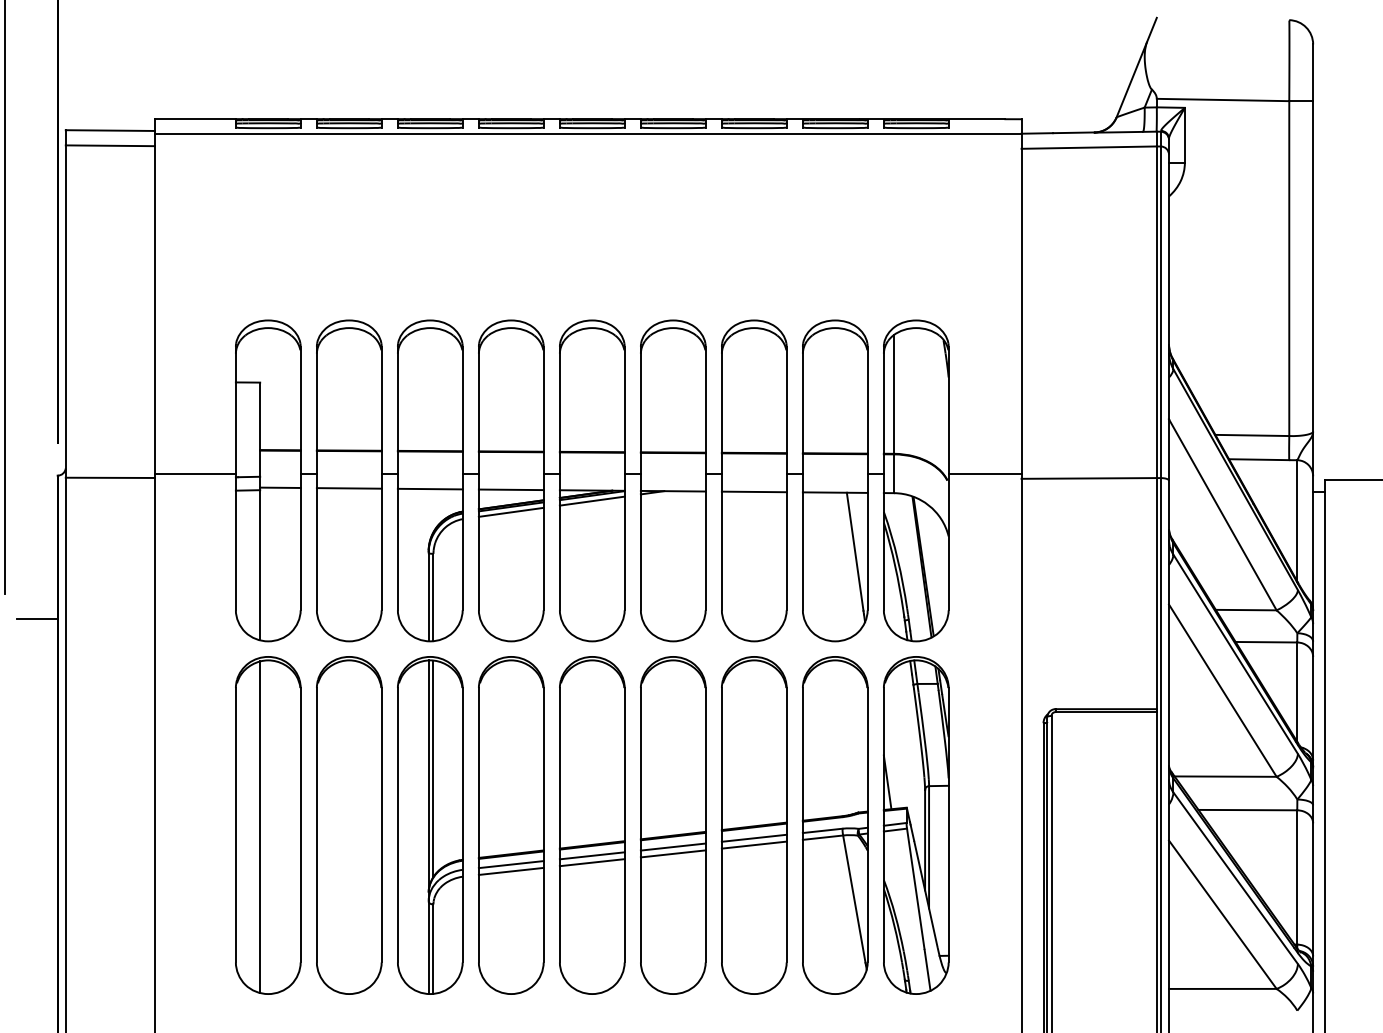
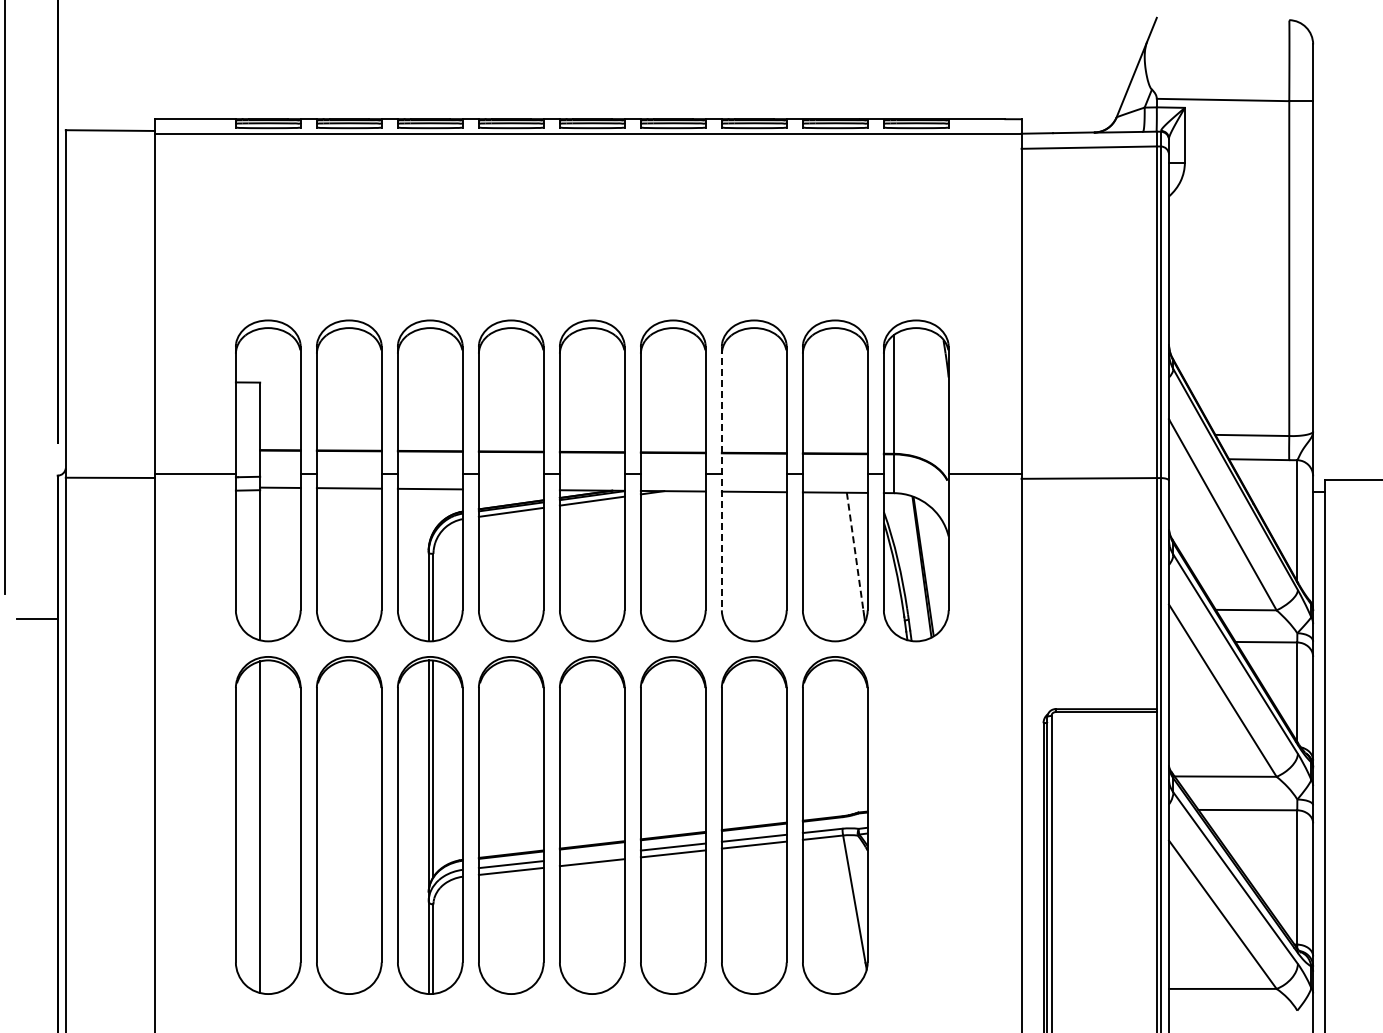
line: present -> none (109, 145)
line: solid -> dashed (721, 478)
line: present -> none (510, 489)
line: solid -> dashed (855, 551)
part: present -> none (915, 825)
line: present -> none (591, 855)
